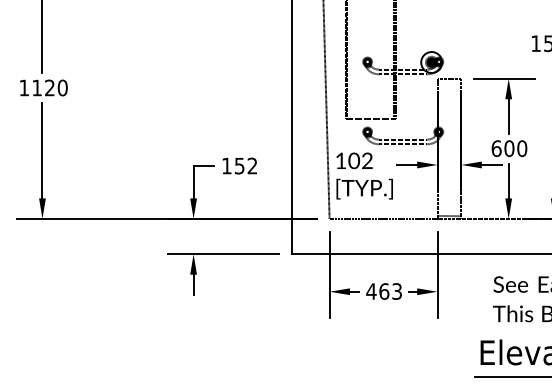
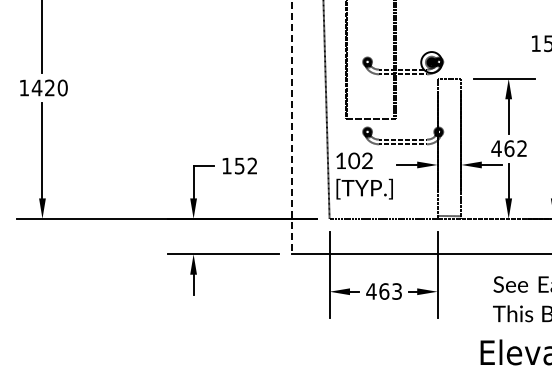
text: 1120 -> 1420 (36, 87)
line: solid -> dashed (291, 127)
text: 600 -> 462 (509, 148)
line: present -> none (511, 377)
